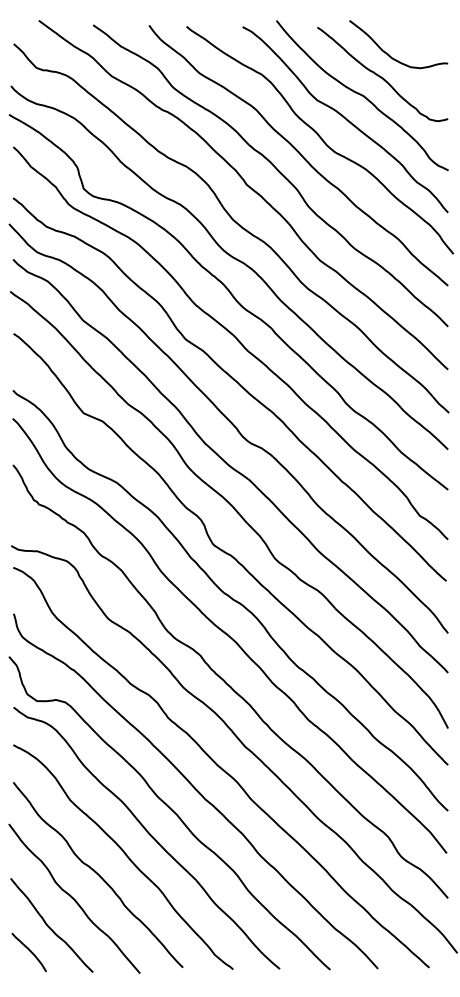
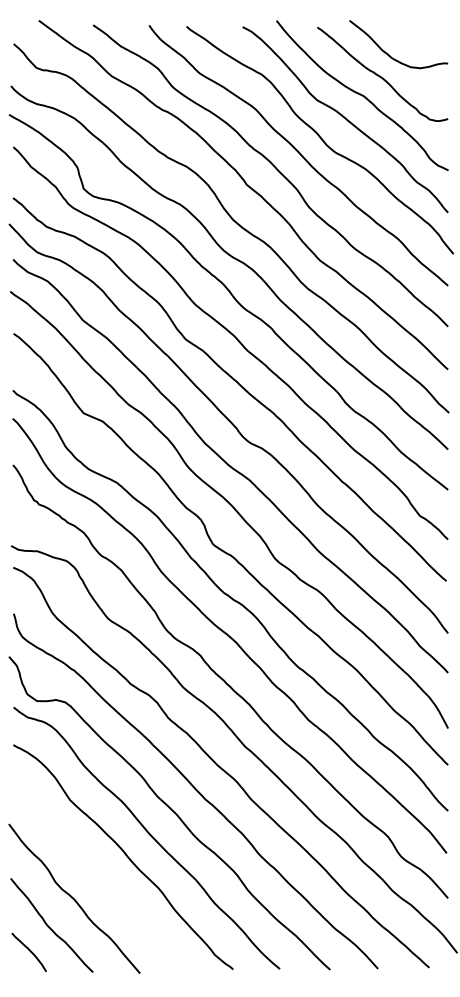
curve: present -> none (98, 875)
